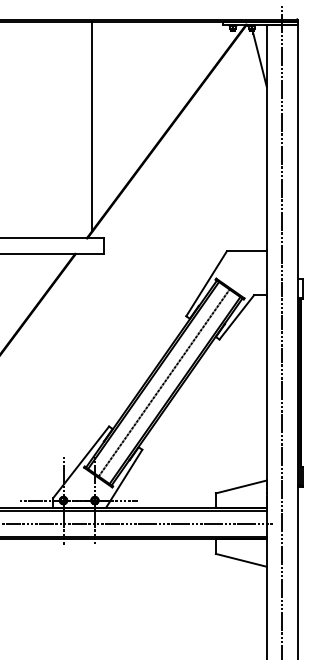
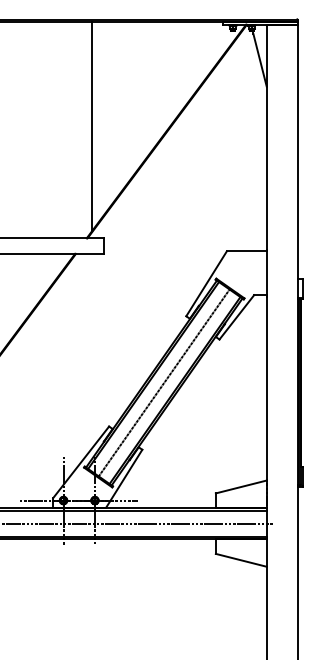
line: present -> none (282, 330)
